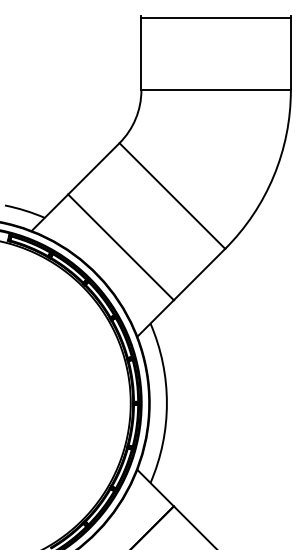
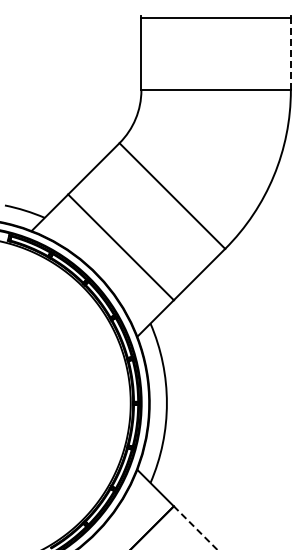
line: solid -> dashed (290, 53)
line: solid -> dashed (195, 528)
